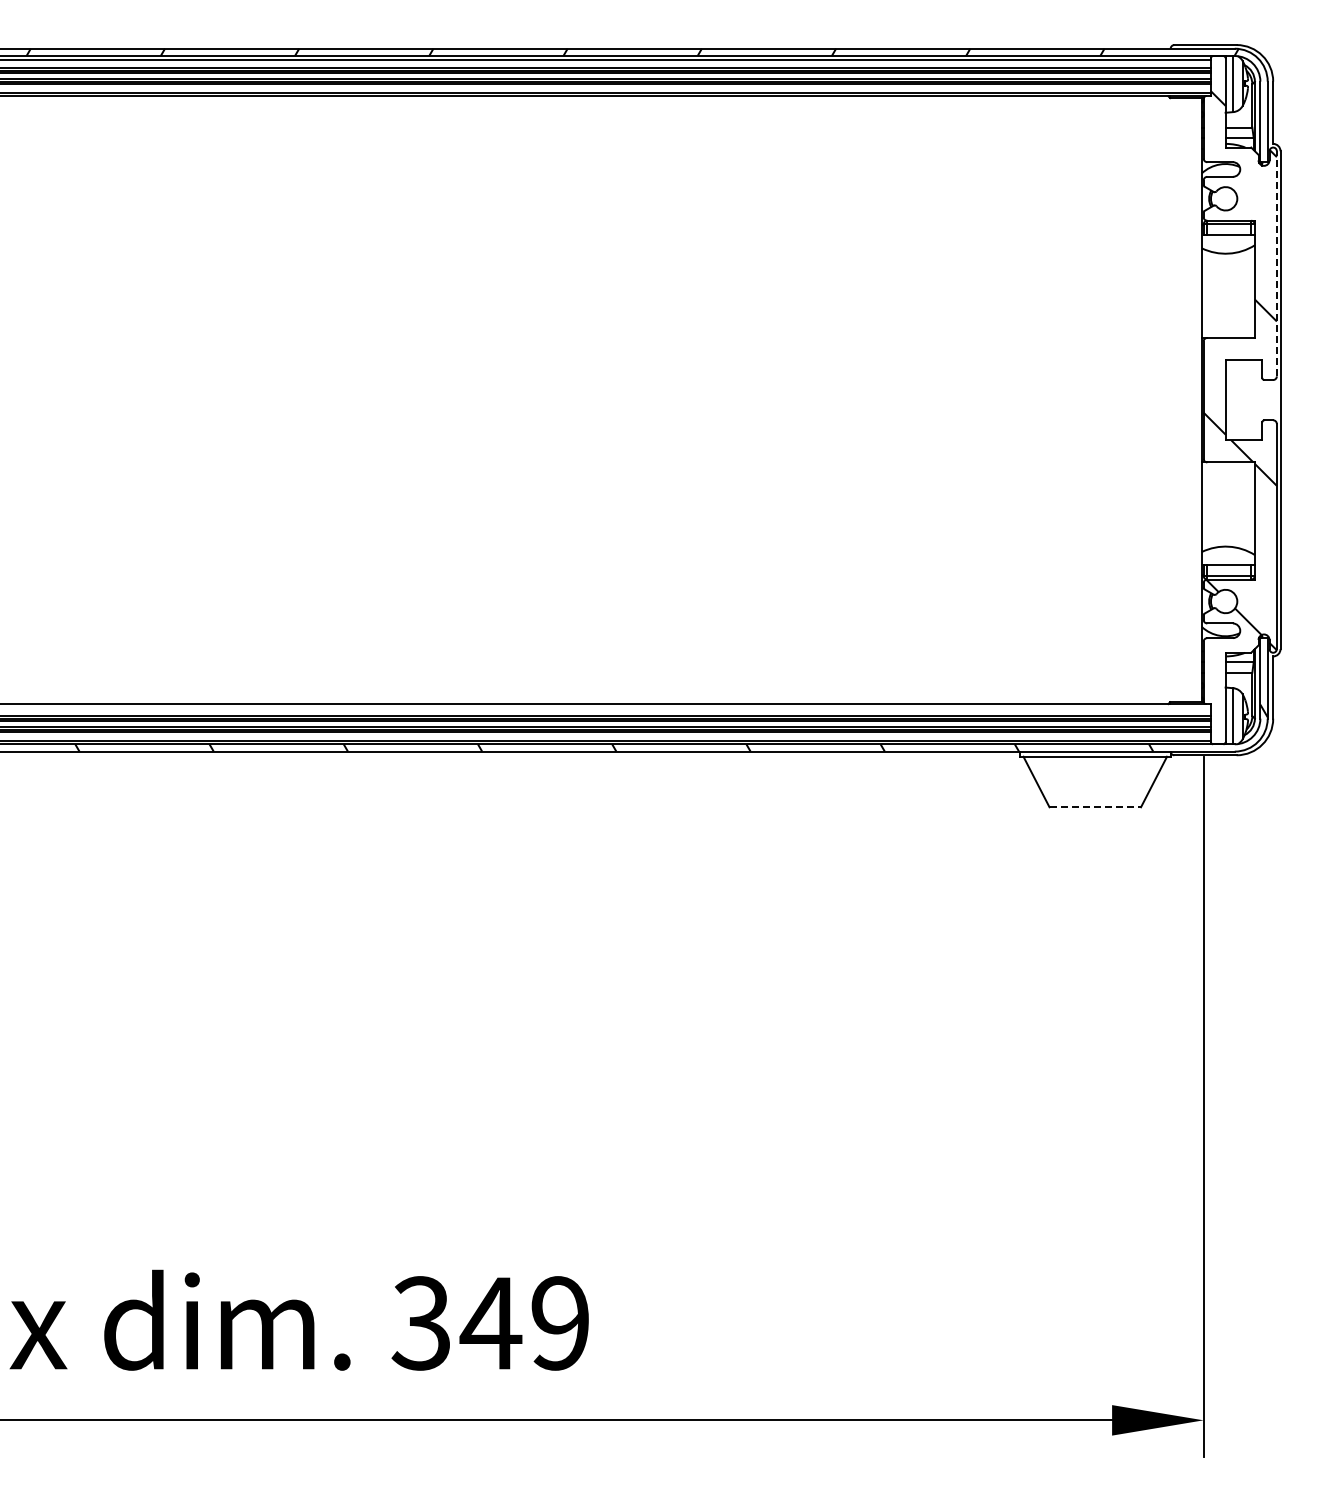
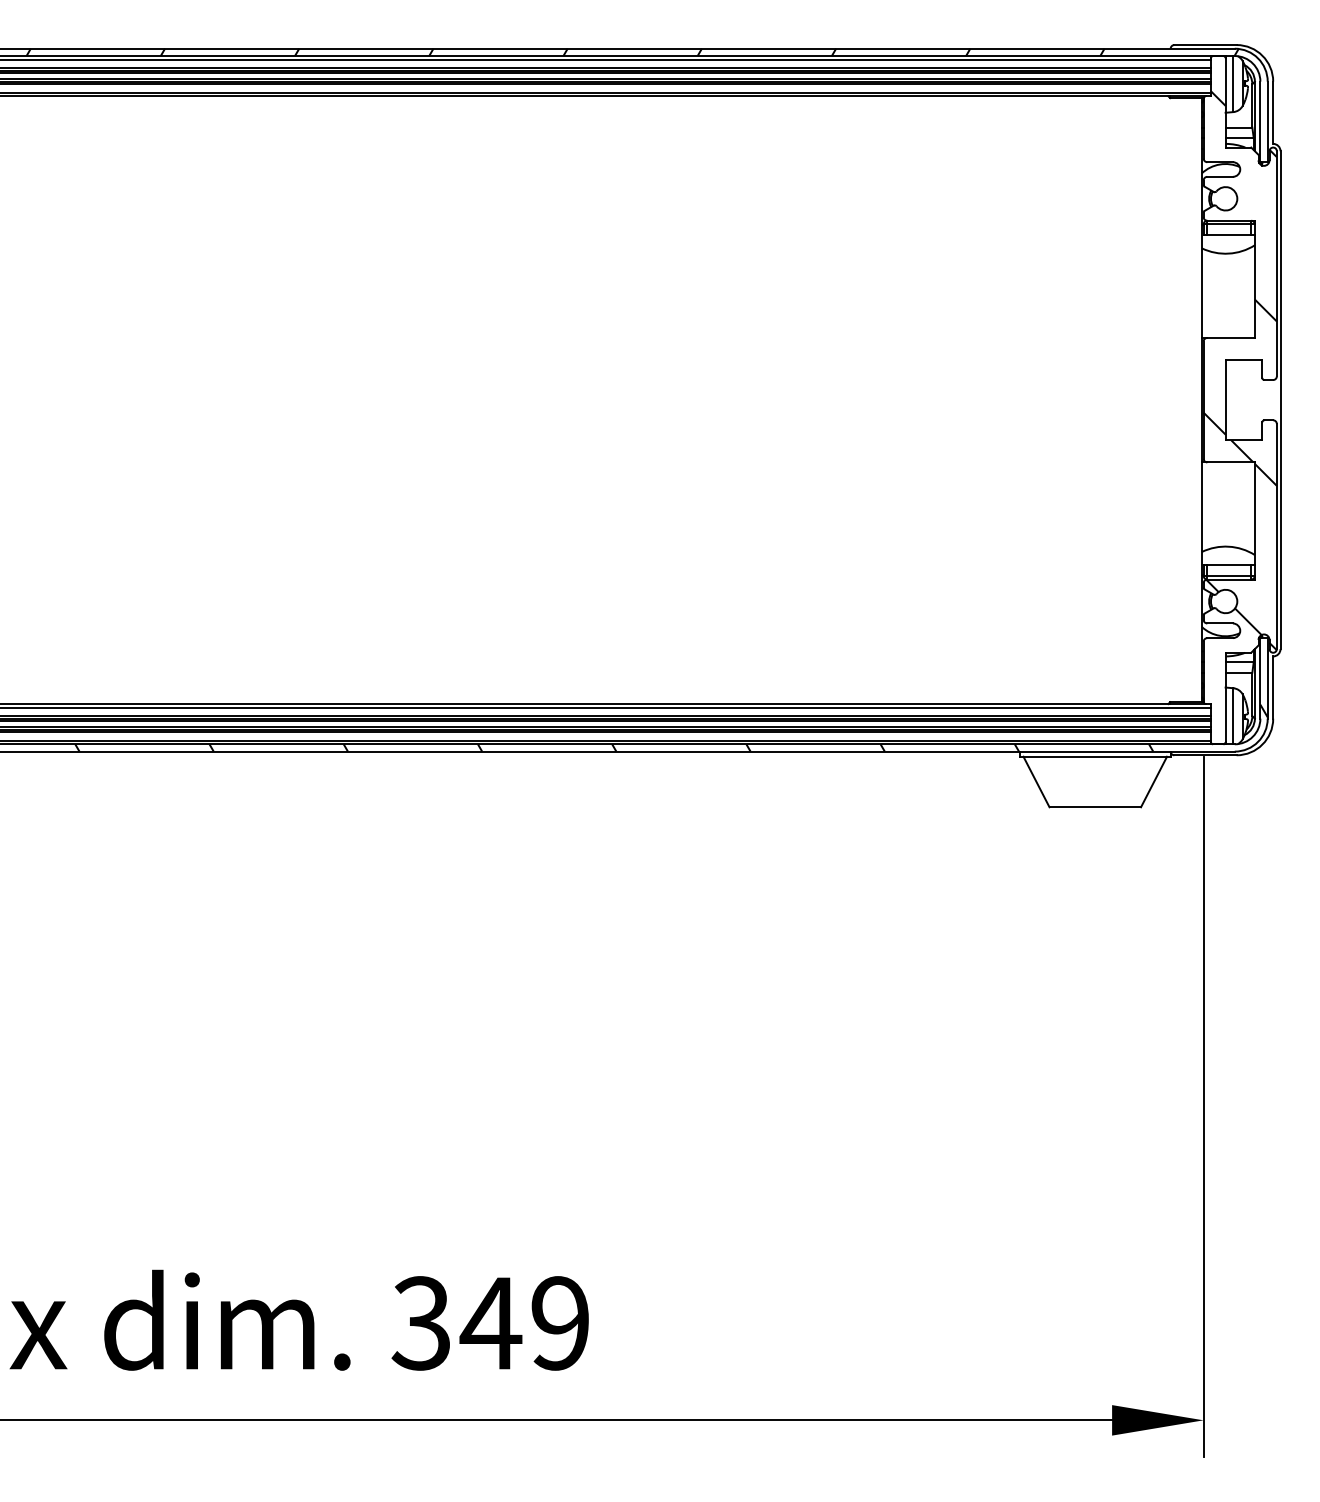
line: dashed -> solid (1276, 263)
line: none -> present (606, 707)
line: dashed -> solid (1095, 807)
